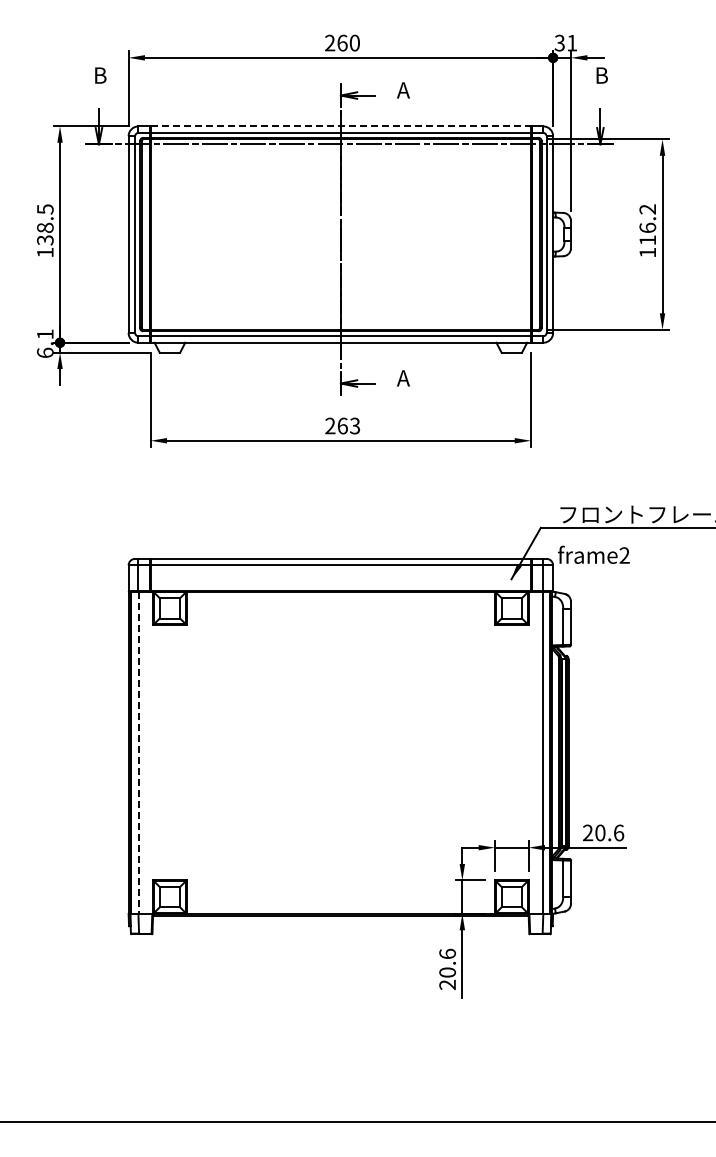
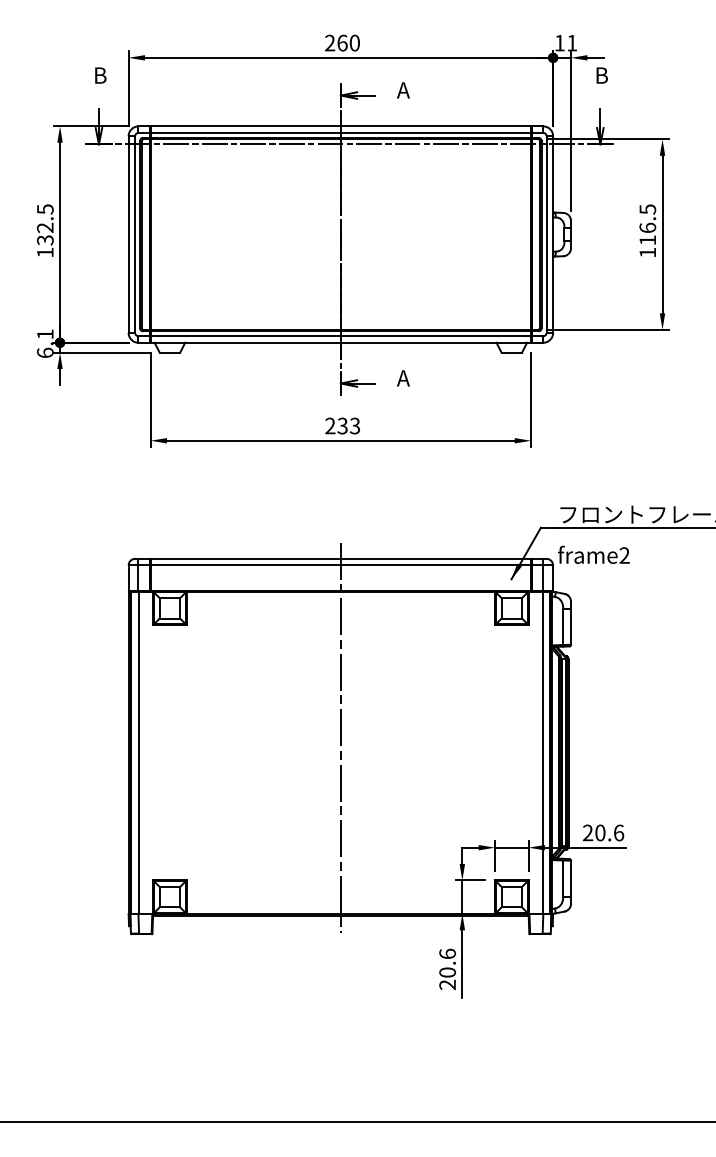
text: 31 -> 11 (559, 42)
line: dashed -> solid (341, 126)
text: 116.2 -> 116.5 (647, 209)
text: 138.5 -> 132.5 (45, 227)
text: 263 -> 233 (342, 425)
line: none -> present (340, 737)
line: dashed -> solid (138, 753)
